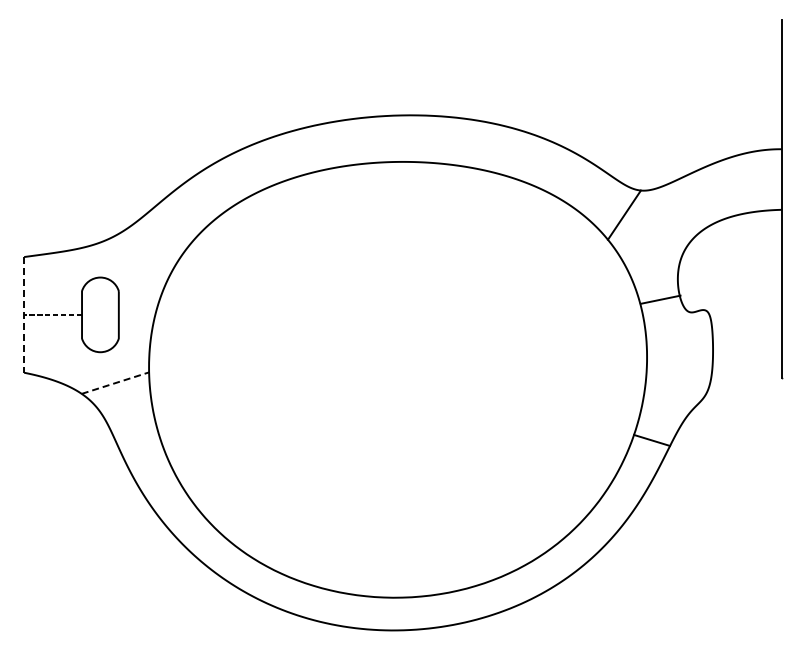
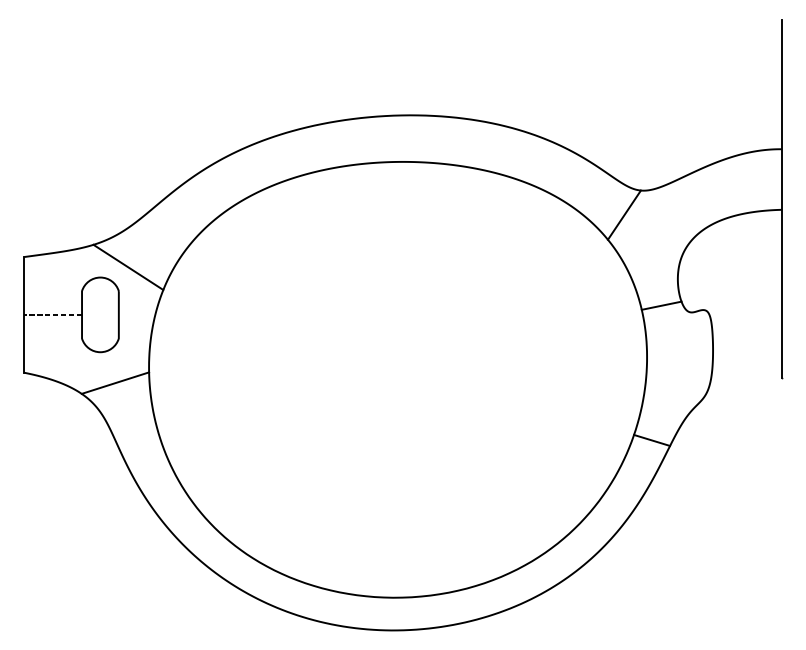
line: none -> present (128, 267)
line position: (660, 299) -> (661, 305) (661, 305)
line: dashed -> solid (24, 314)
line: dashed -> solid (115, 382)
